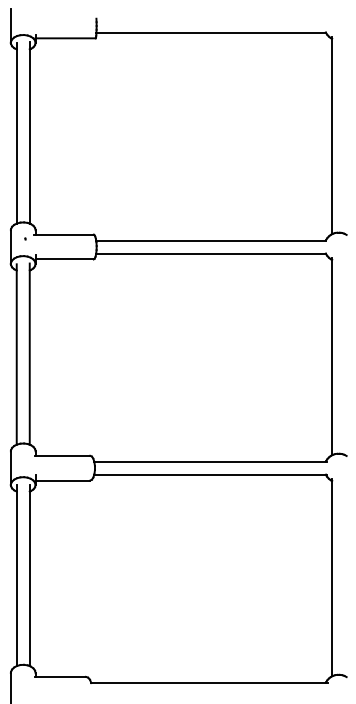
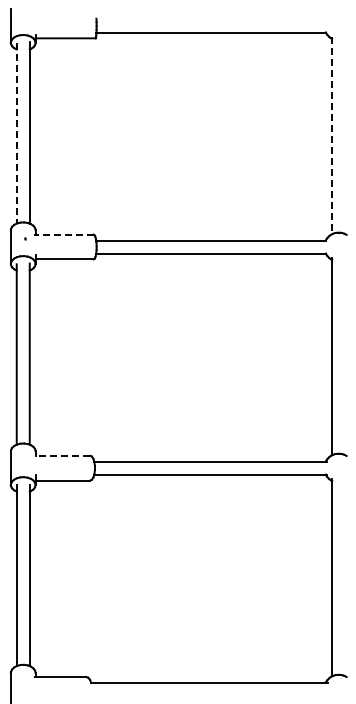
line: solid -> dashed (16, 133)
line: solid -> dashed (332, 135)
line: solid -> dashed (63, 234)
line: solid -> dashed (62, 455)
